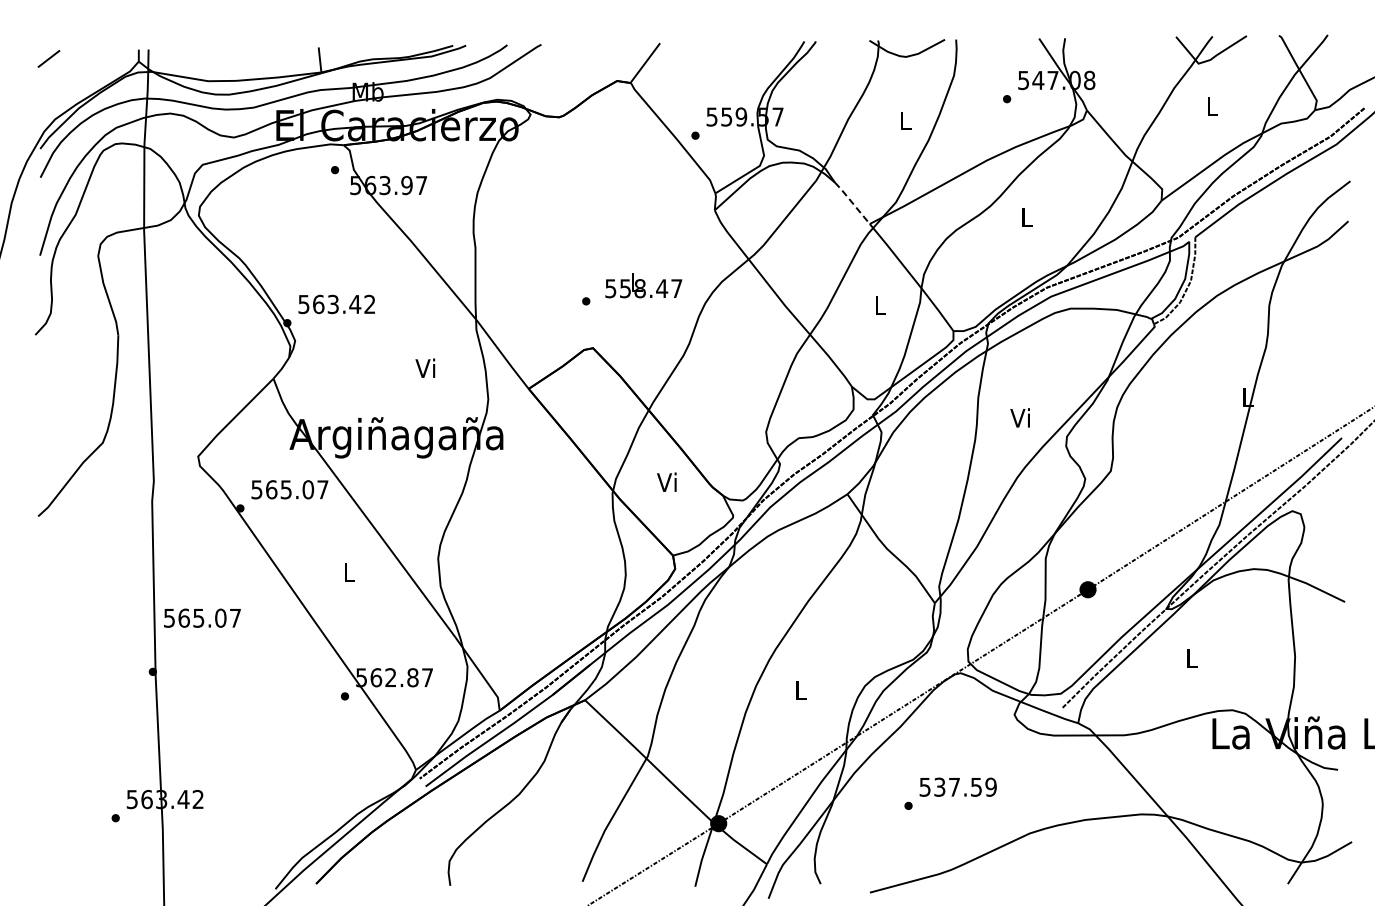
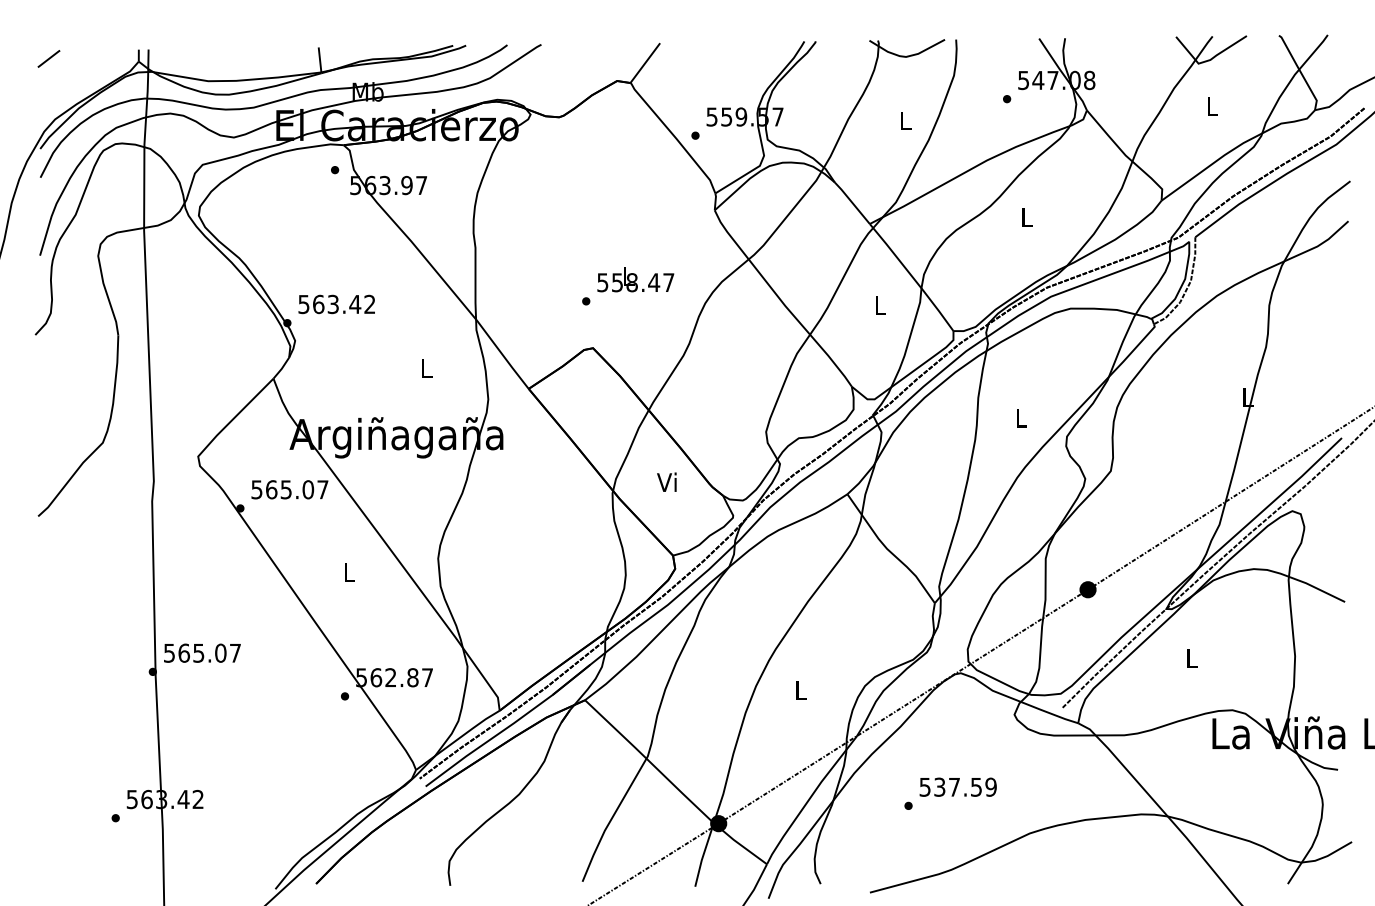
line: dashed -> solid (852, 202)
text position: (643, 285) -> (635, 279) (635, 279)
text: Vi -> L (425, 367)
text: Vi -> L (1019, 417)
text position: (202, 617) -> (202, 652) (202, 652)
